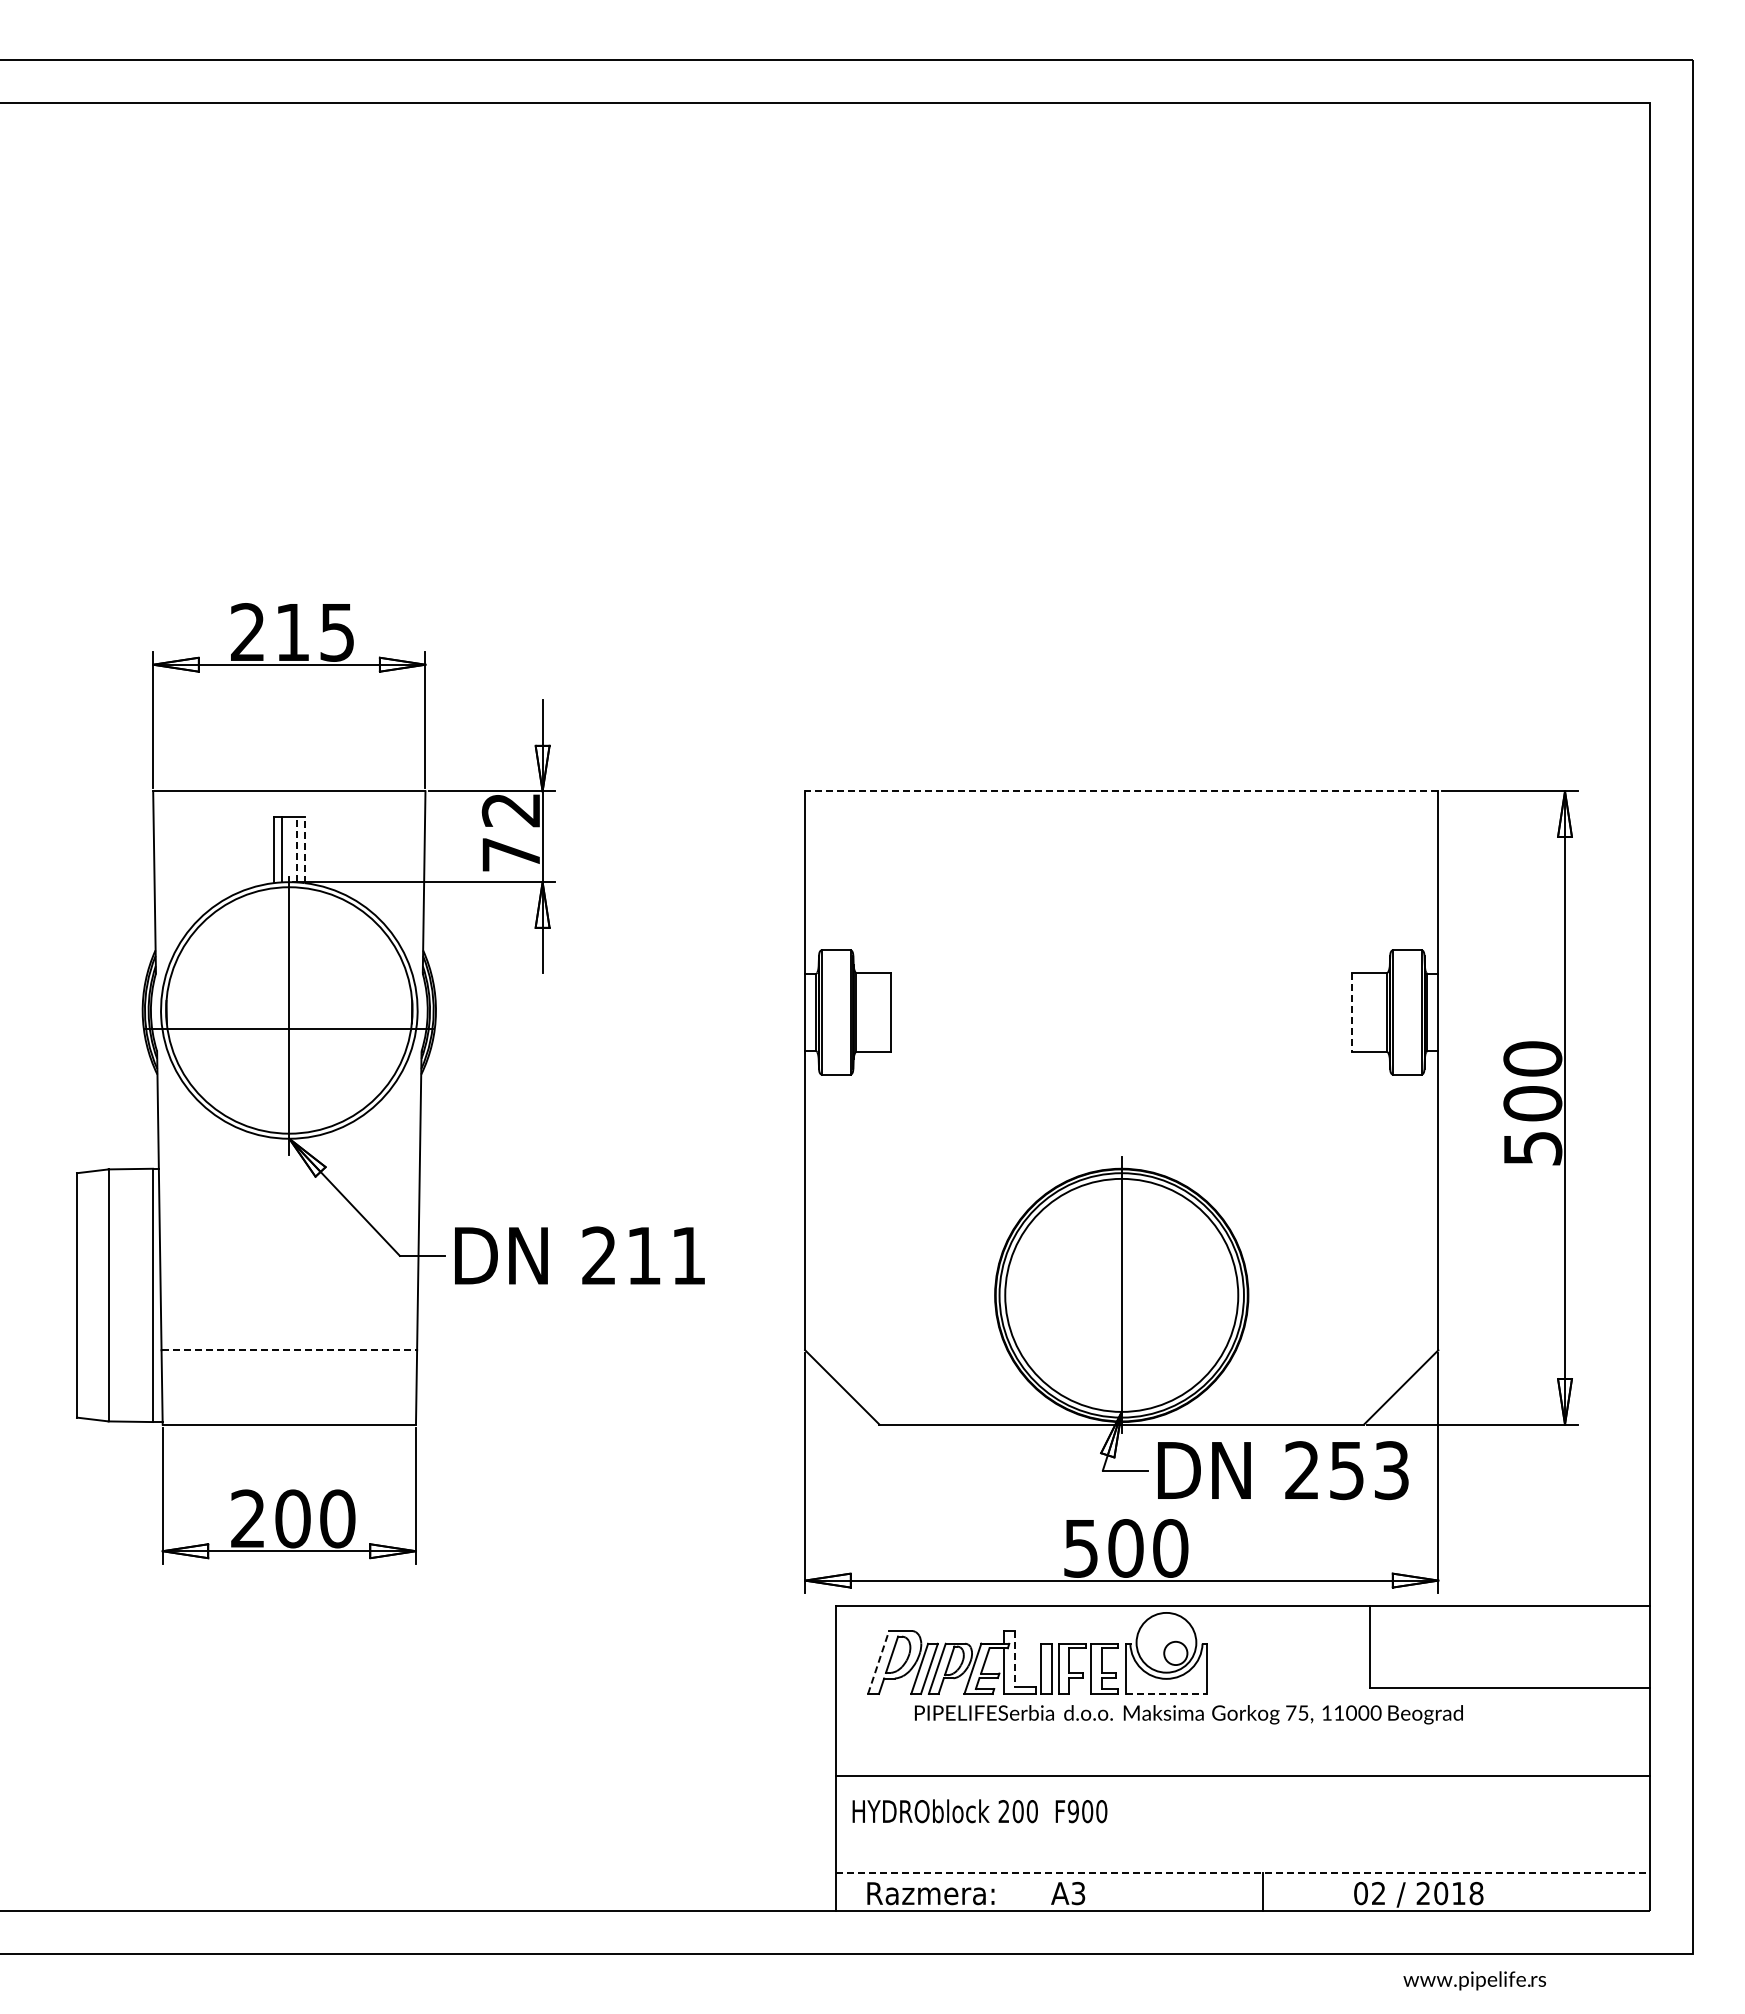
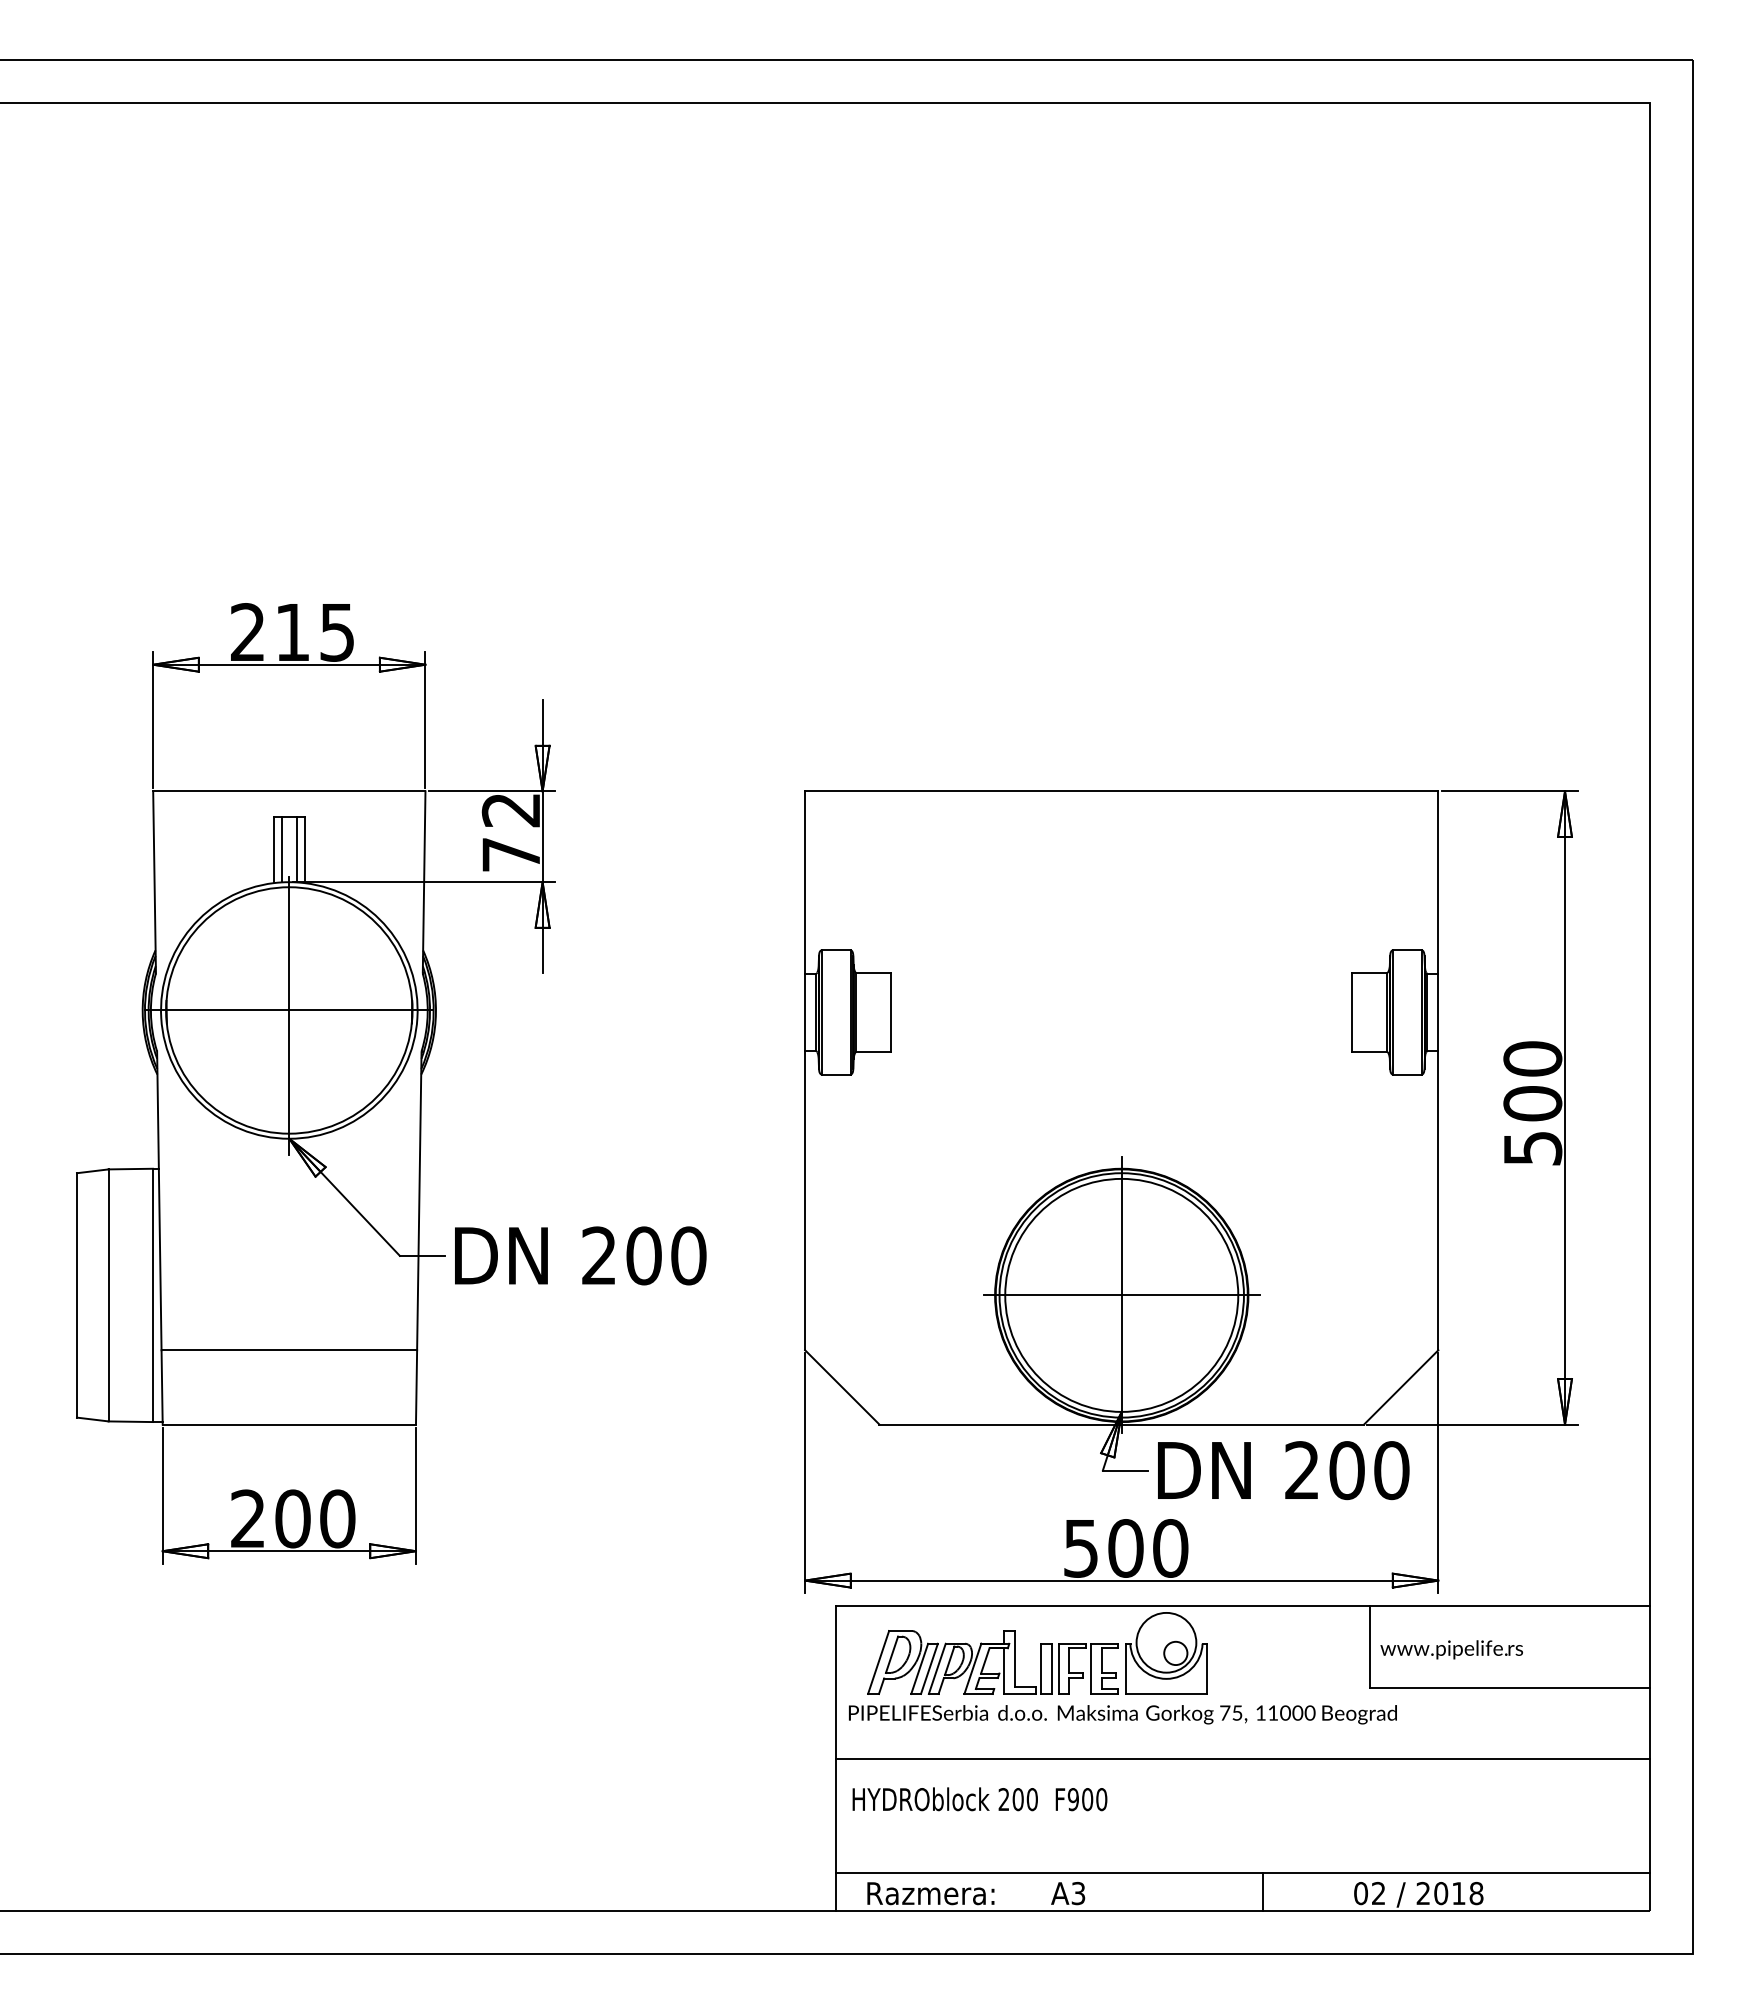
line: dashed -> solid (1121, 791)
line: dashed -> solid (296, 849)
line: dashed -> solid (304, 849)
line: dashed -> solid (1352, 1012)
line position: (289, 1029) -> (289, 1010) (289, 1010)
text: 211 -> 200 (666, 1255)
line: none -> present (1121, 1295)
line: dashed -> solid (289, 1350)
text: 253 -> 200 (1369, 1470)
line: dashed -> solid (1014, 1659)
line: dashed -> solid (878, 1662)
line: dashed -> solid (1167, 1693)
text position: (1188, 1714) -> (1122, 1714) (1122, 1714)
line position: (1243, 1775) -> (1243, 1758) (1243, 1758)
text position: (979, 1811) -> (979, 1799) (979, 1799)
line: dashed -> solid (1243, 1872)
text position: (1474, 1980) -> (1451, 1649) (1451, 1649)
